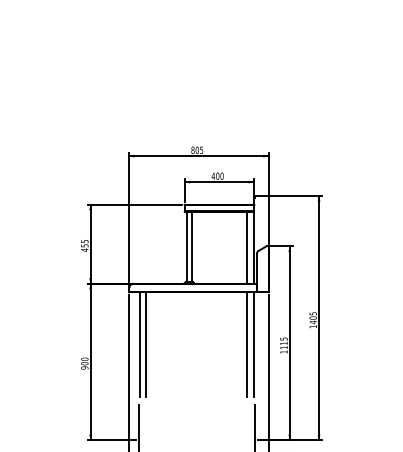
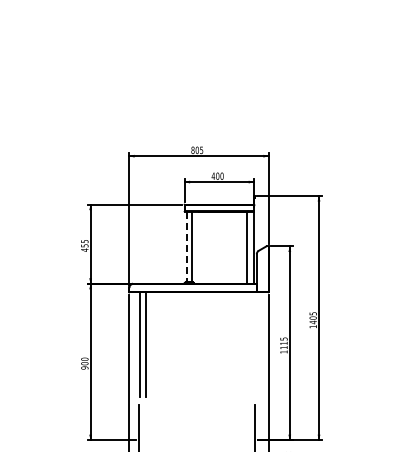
line: solid -> dashed (187, 247)
line: present -> none (247, 344)
line: present -> none (254, 344)
